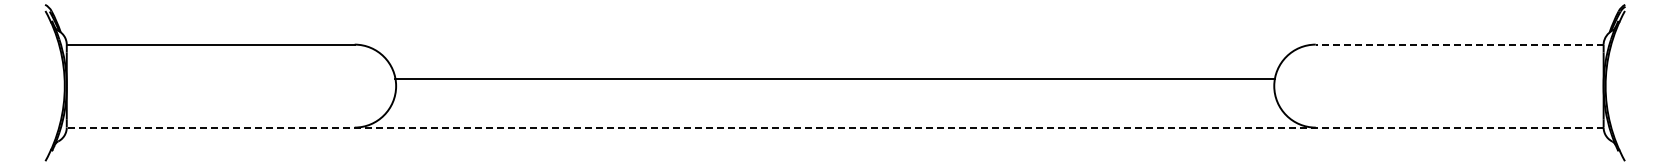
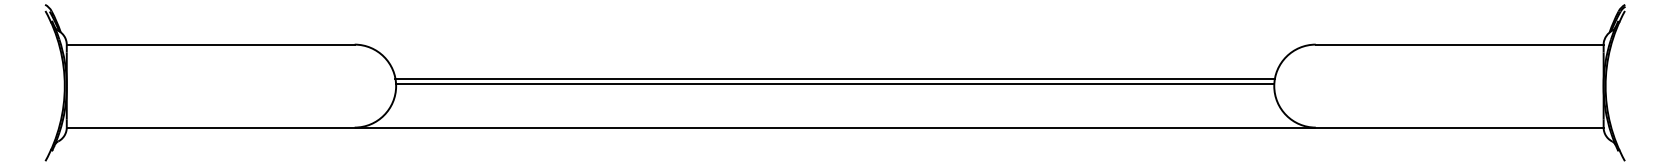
line: dashed -> solid (1459, 44)
line: none -> present (835, 83)
line: dashed -> solid (834, 127)
